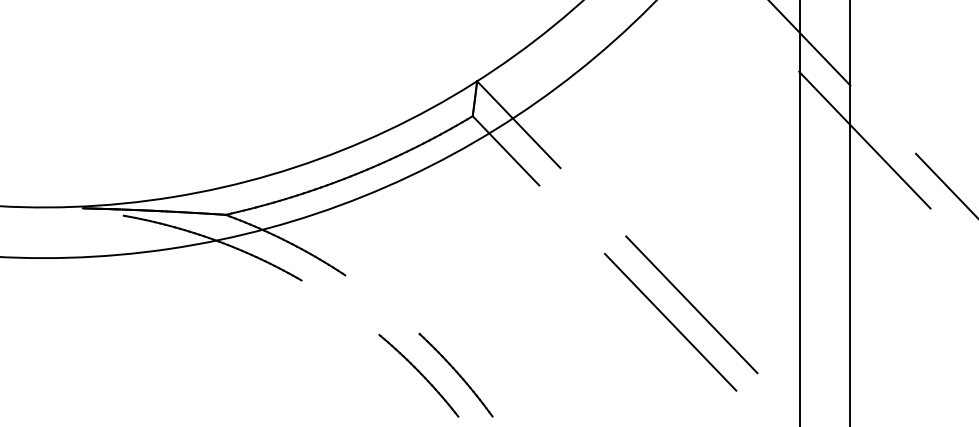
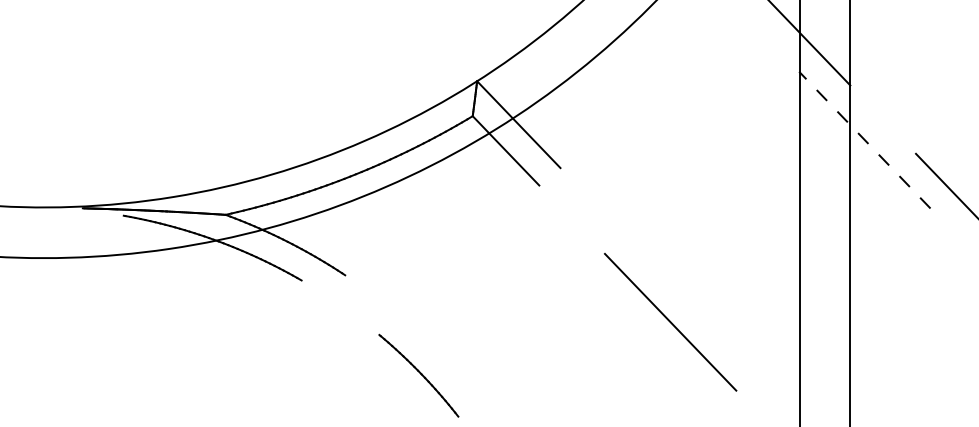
line: solid -> dashed (864, 140)
line: present -> none (691, 304)
part: present -> none (455, 374)
